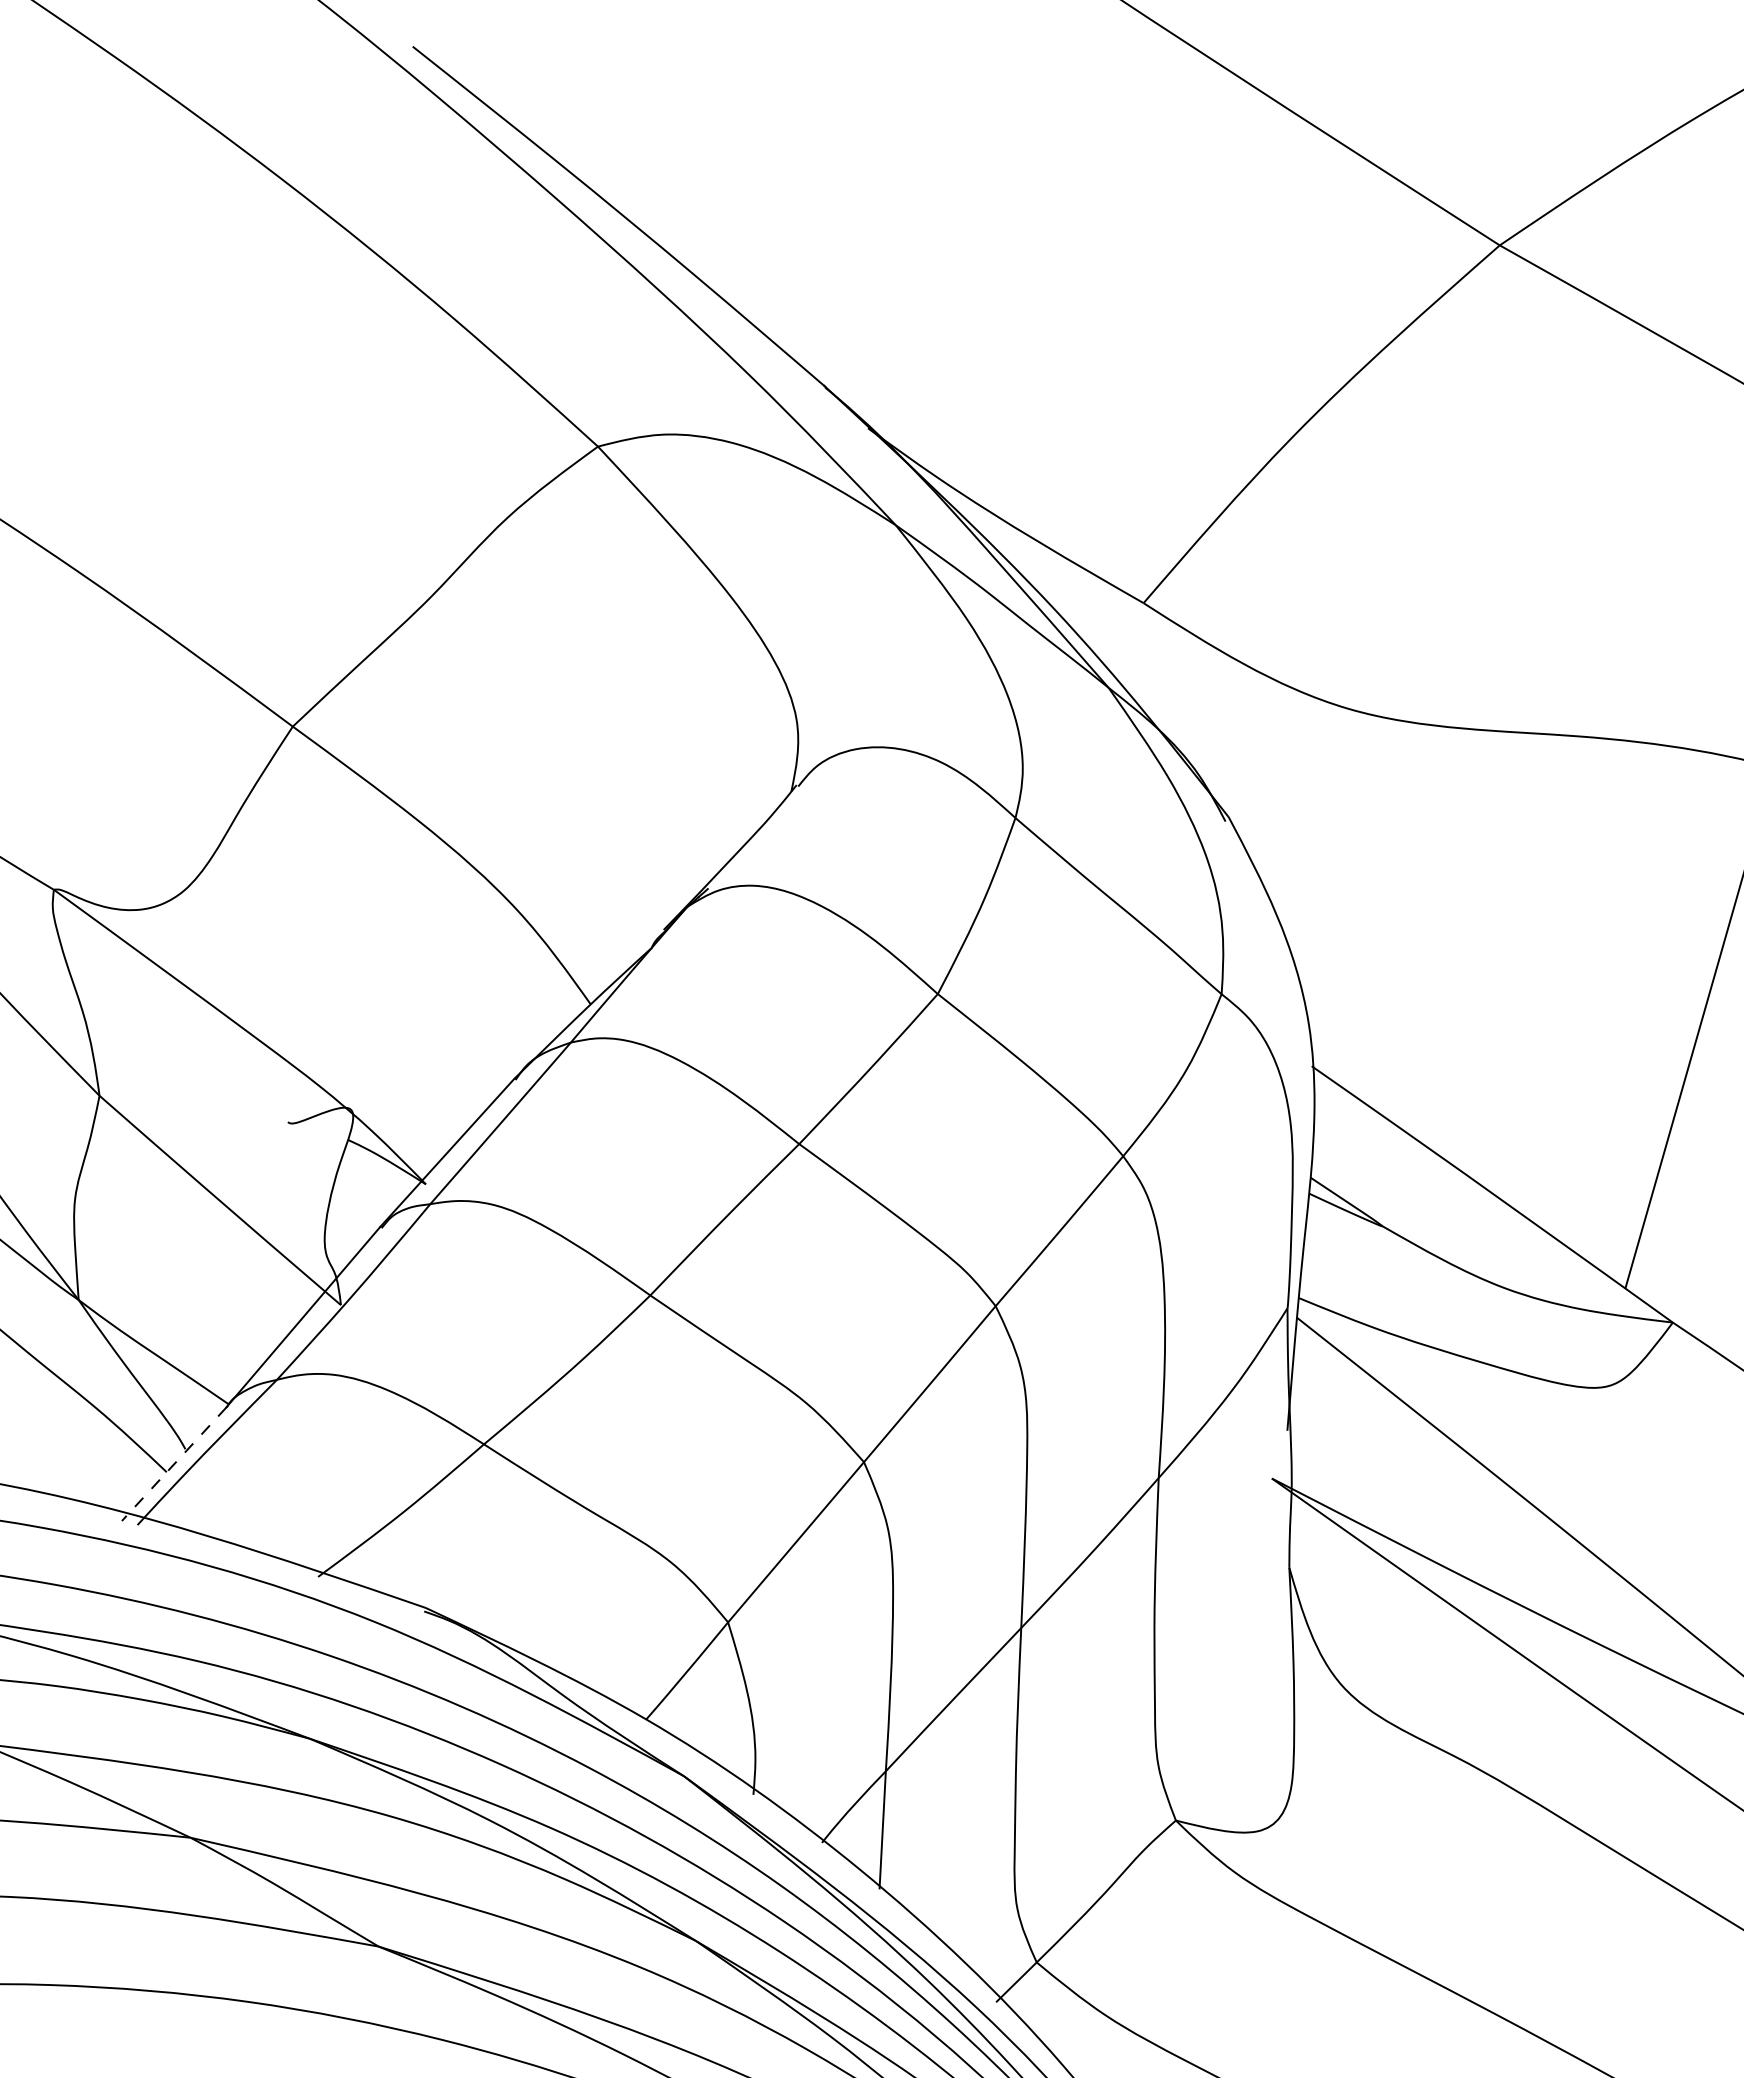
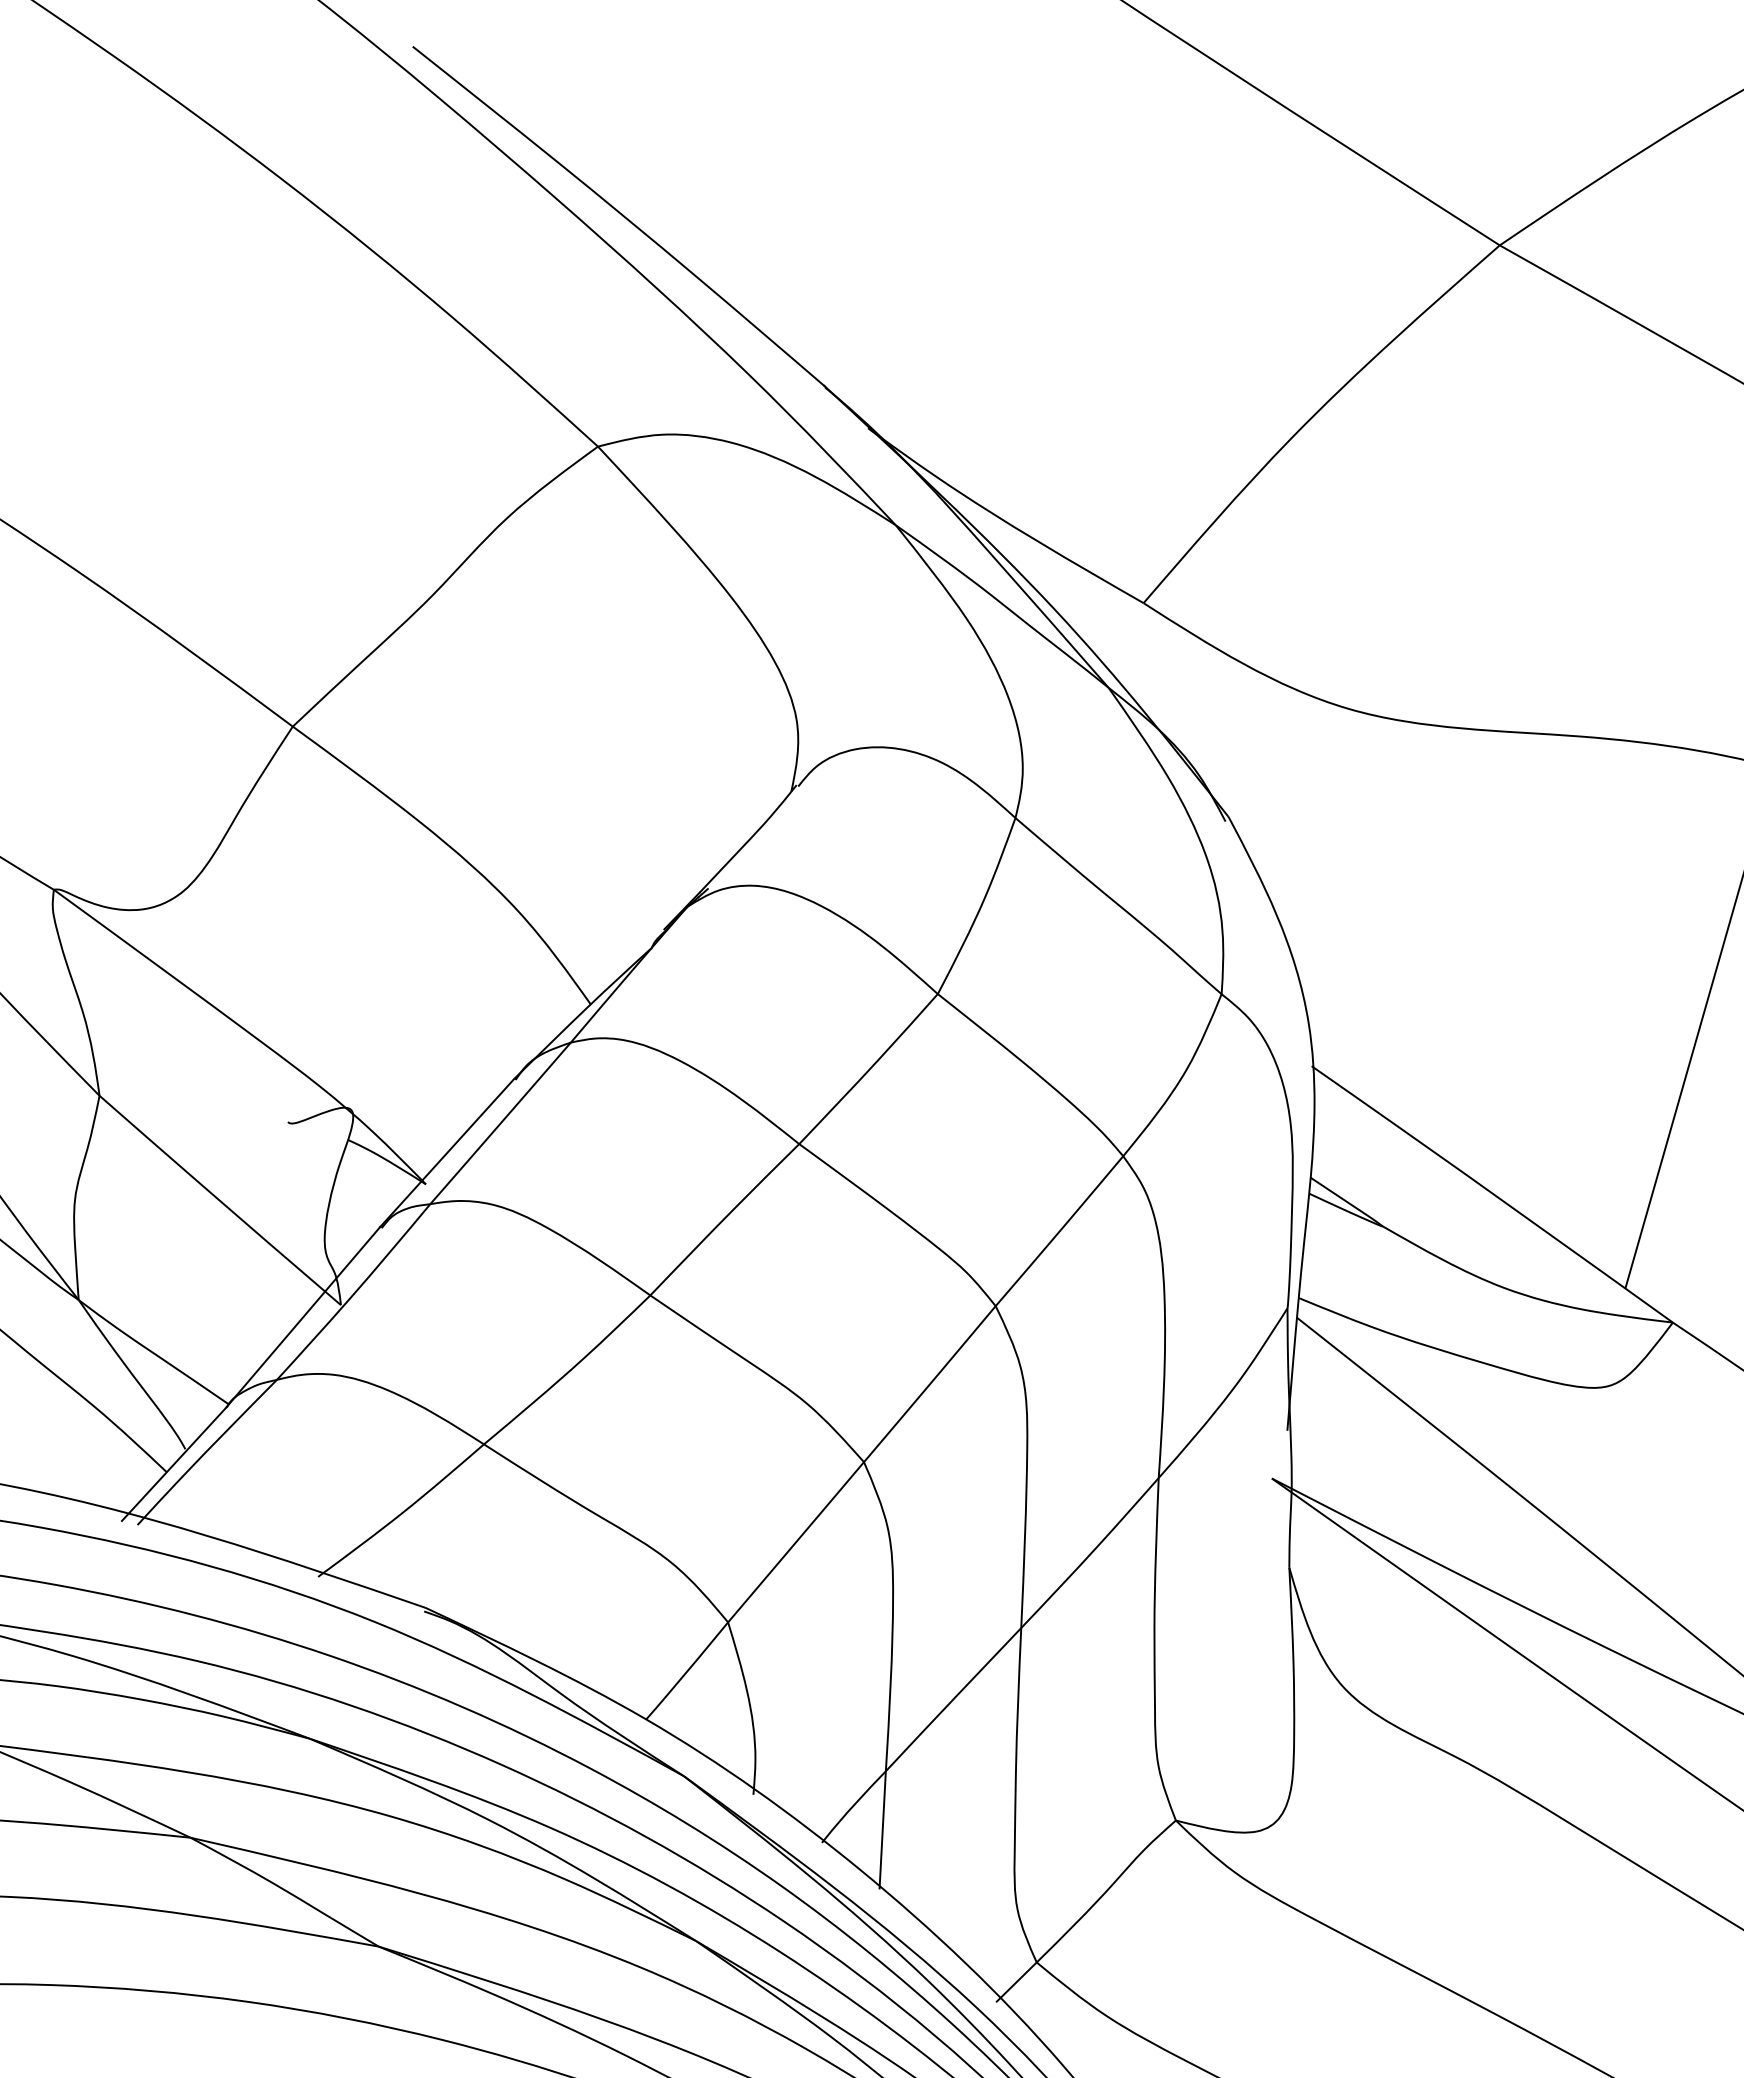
line: dashed -> solid (173, 1464)
